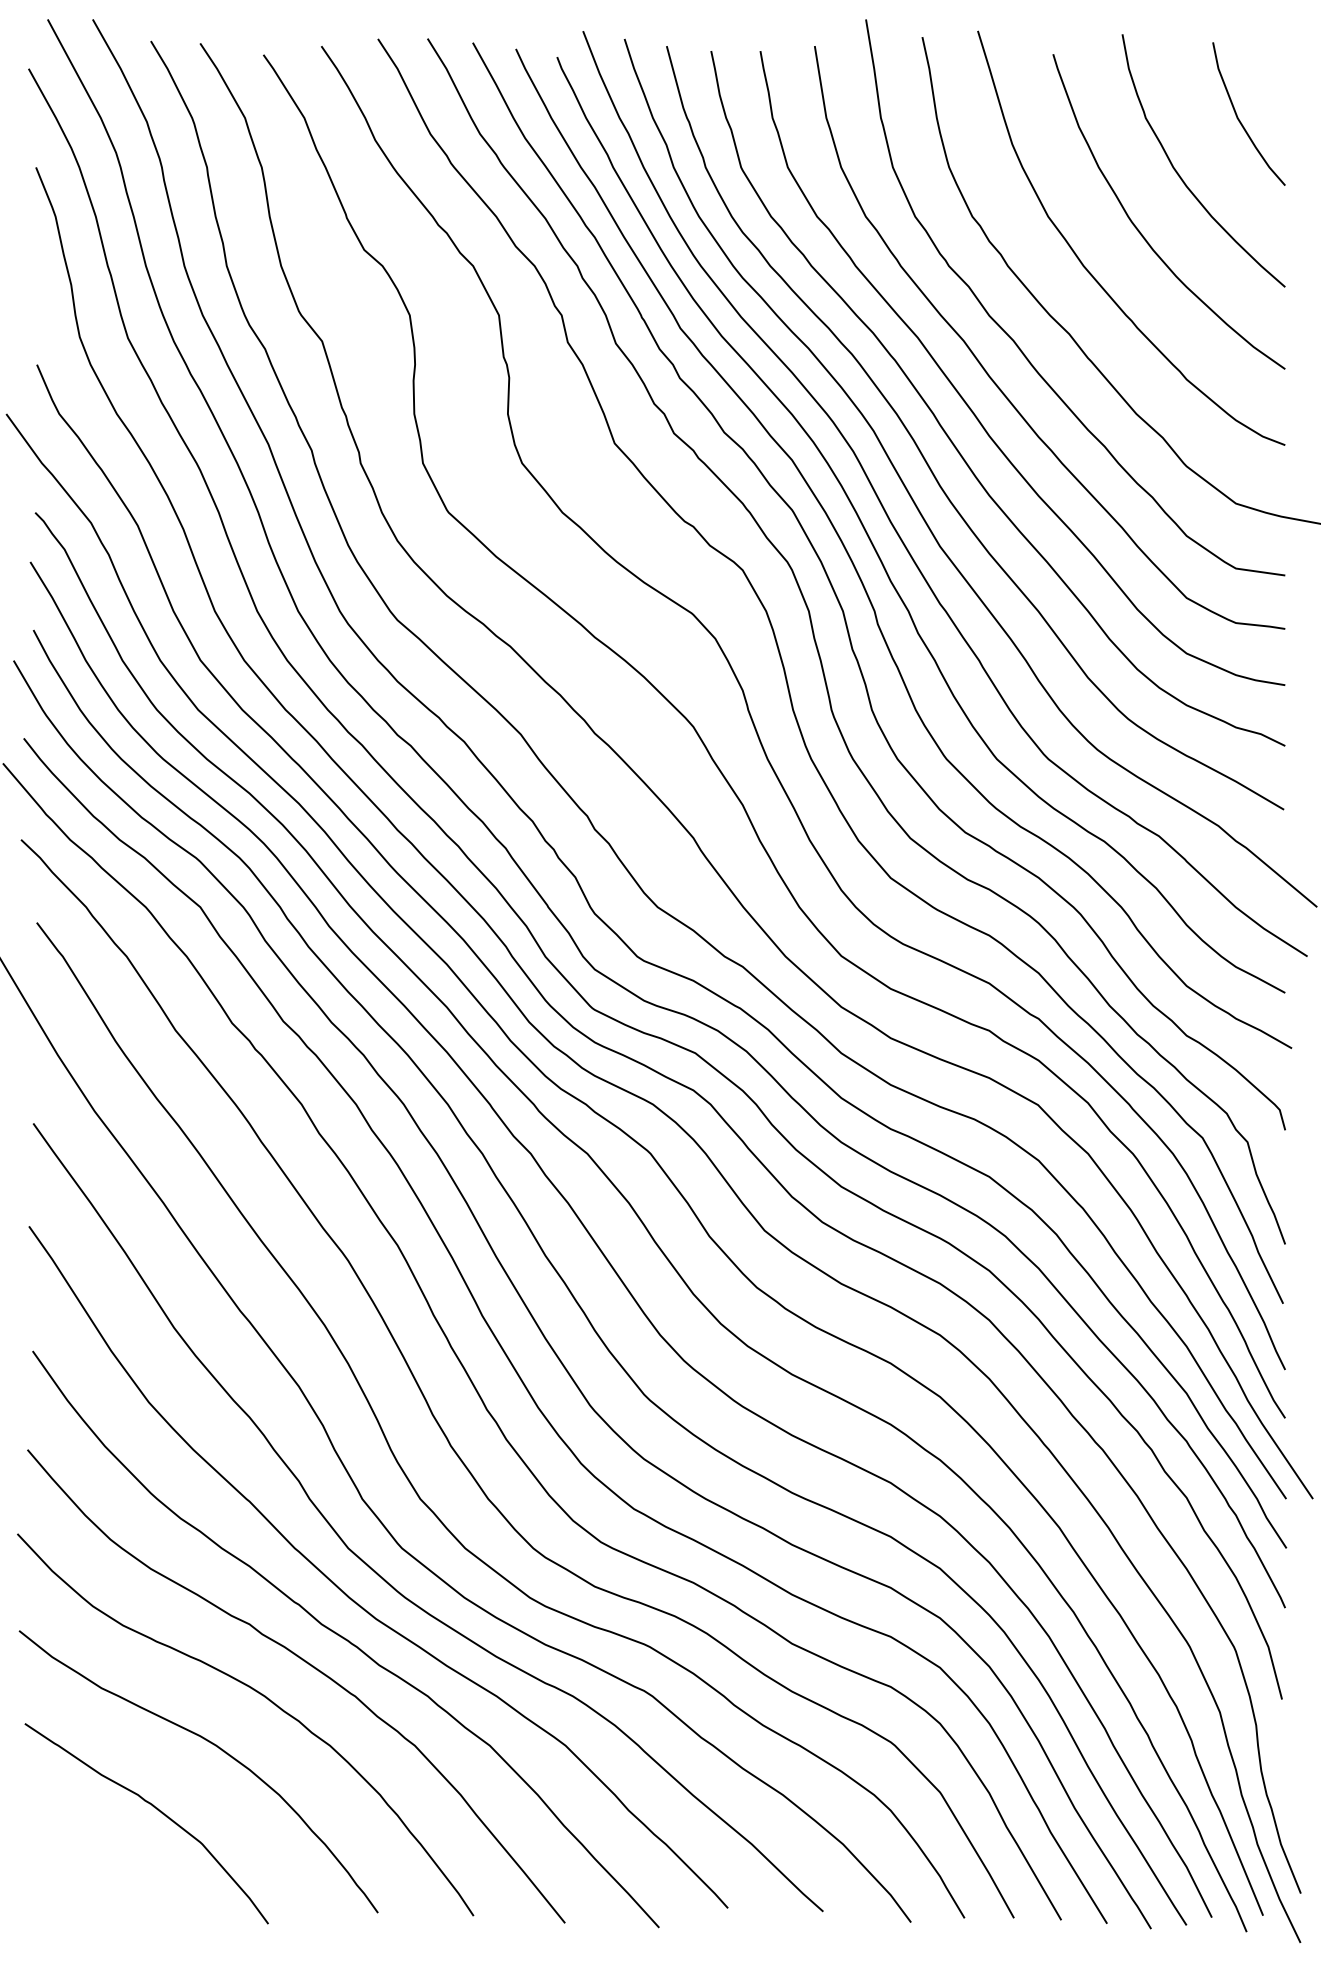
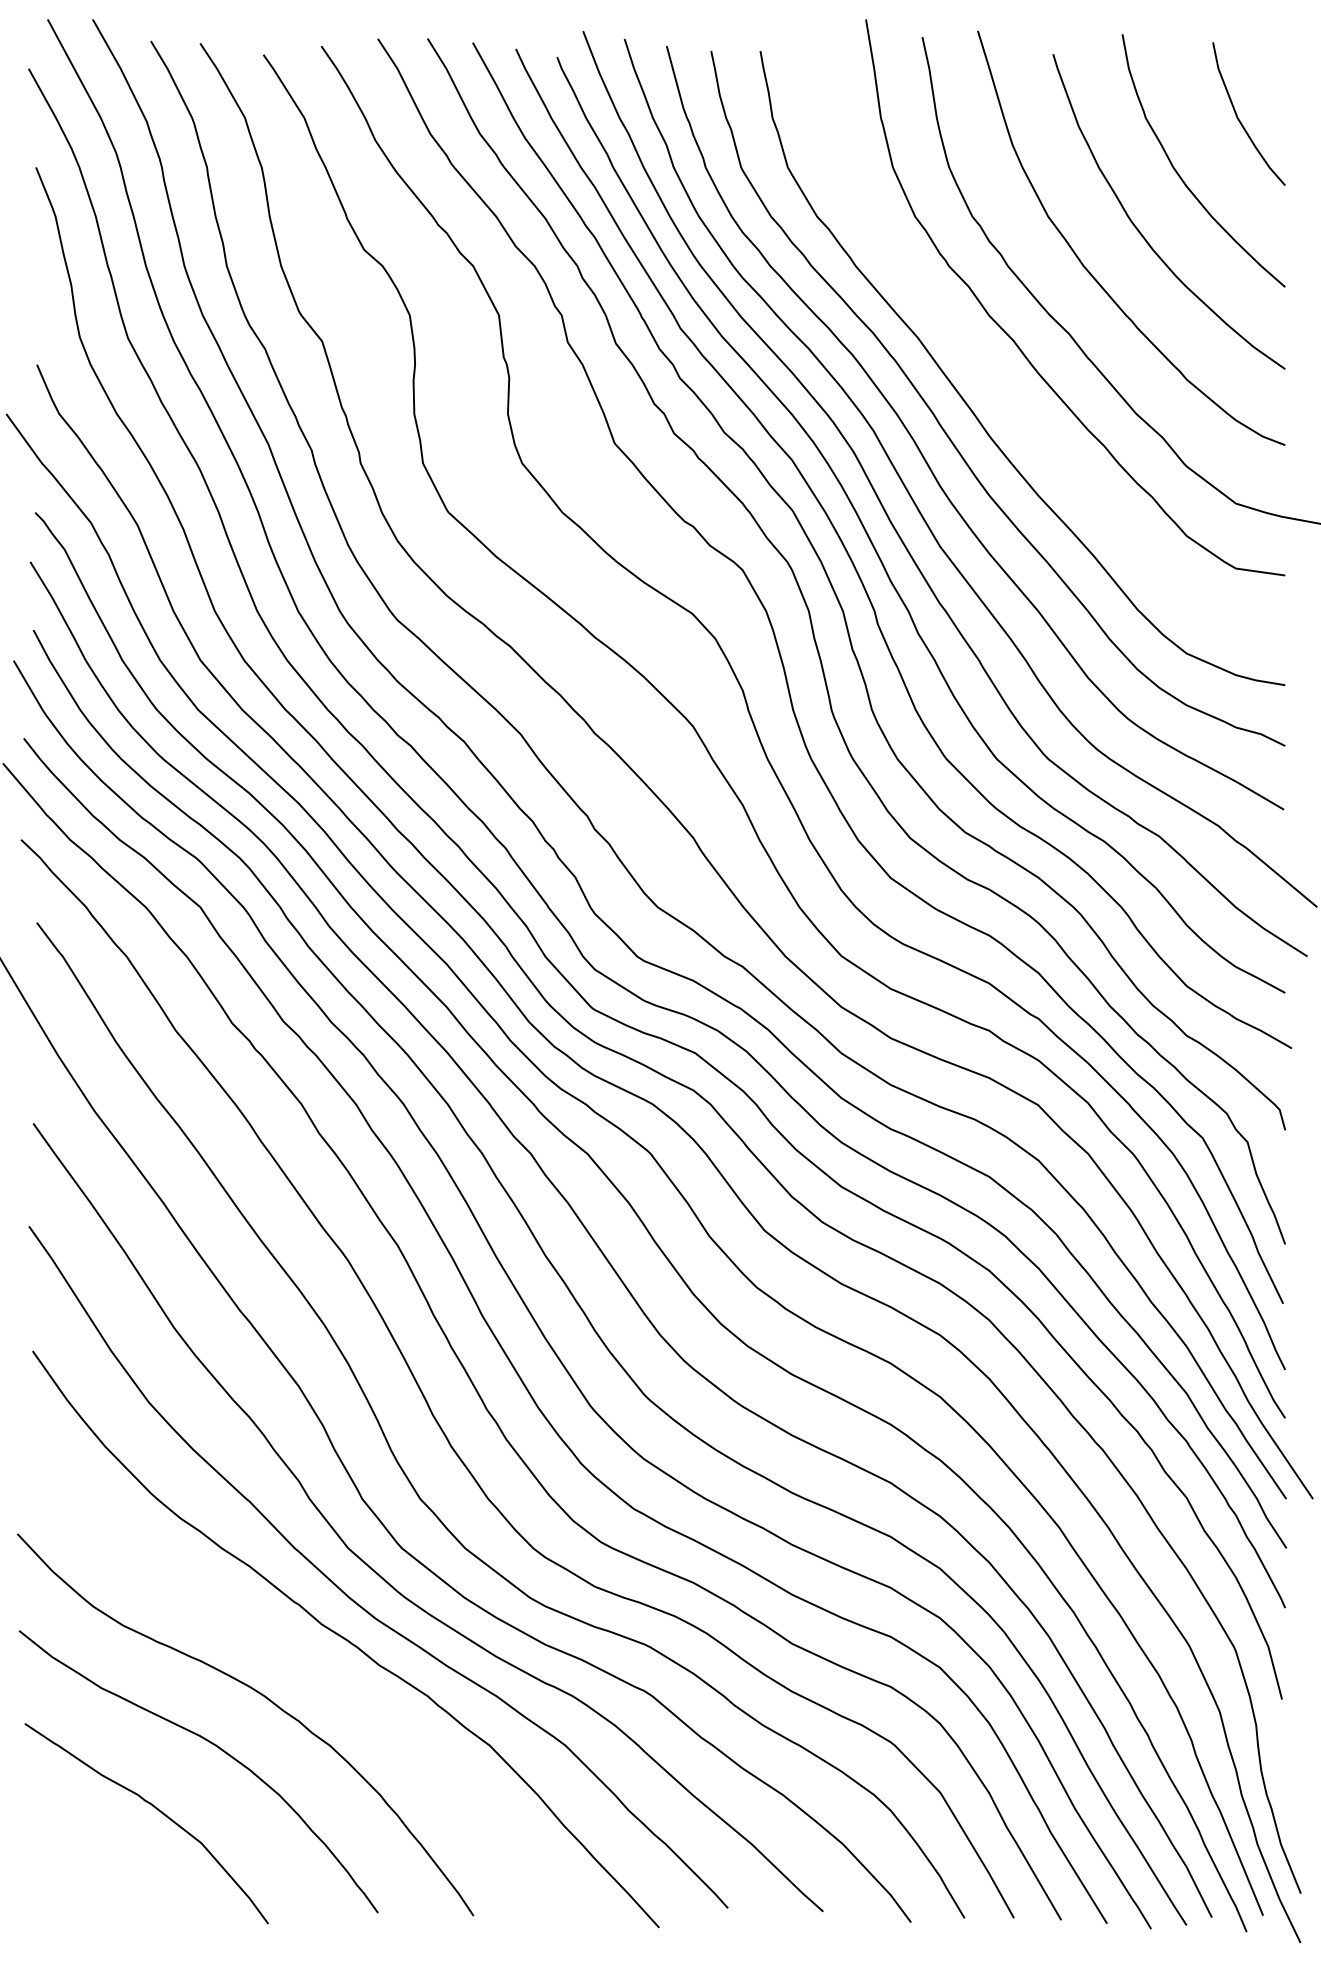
curve: present -> none (993, 379)
curve: present -> none (309, 1665)
